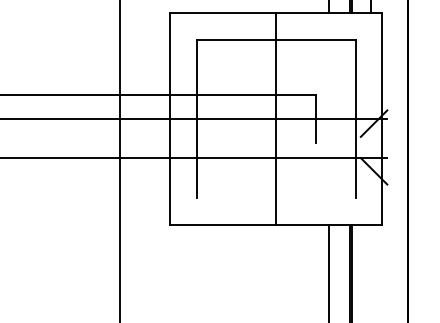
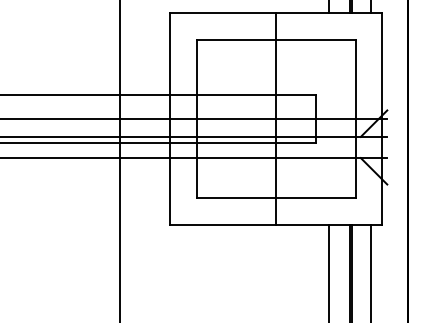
line: none -> present (194, 136)
line: none -> present (158, 142)
line: none -> present (275, 198)
line: none -> present (370, 271)
